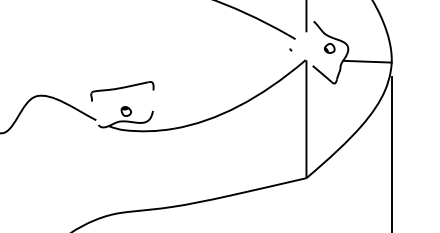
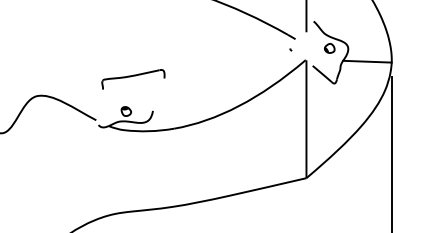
part position: (122, 91) -> (133, 79) (133, 79)
